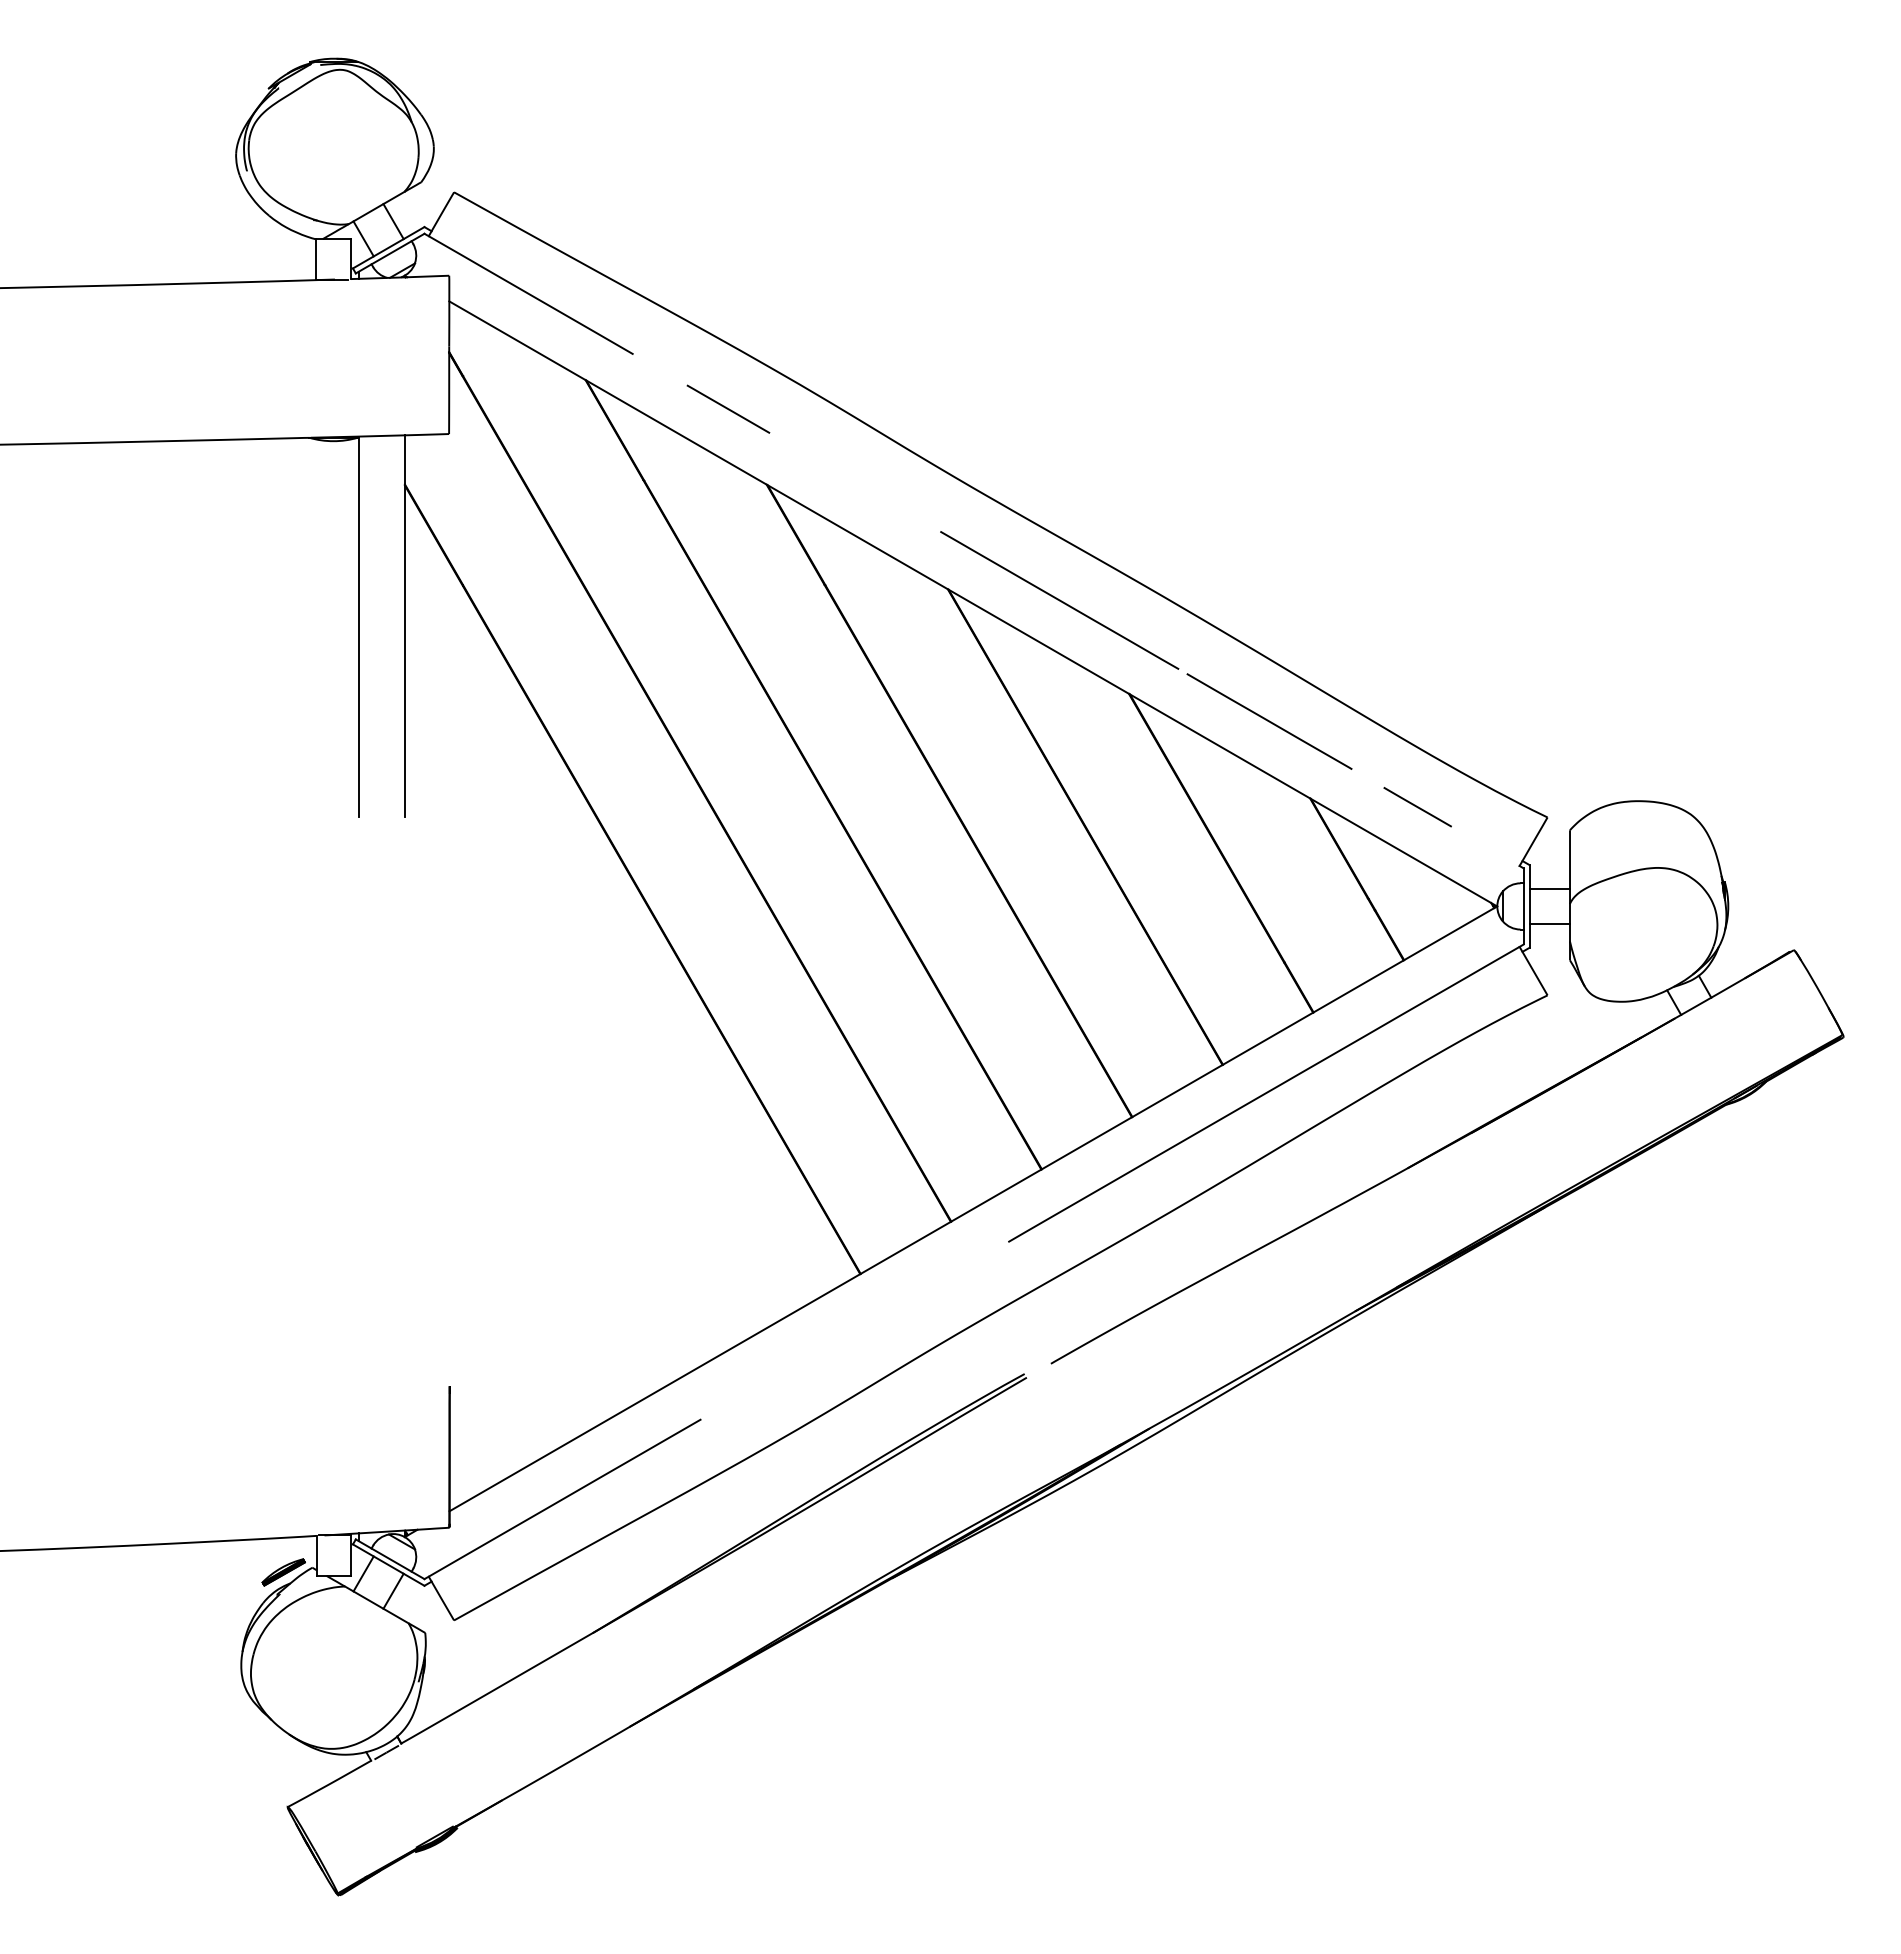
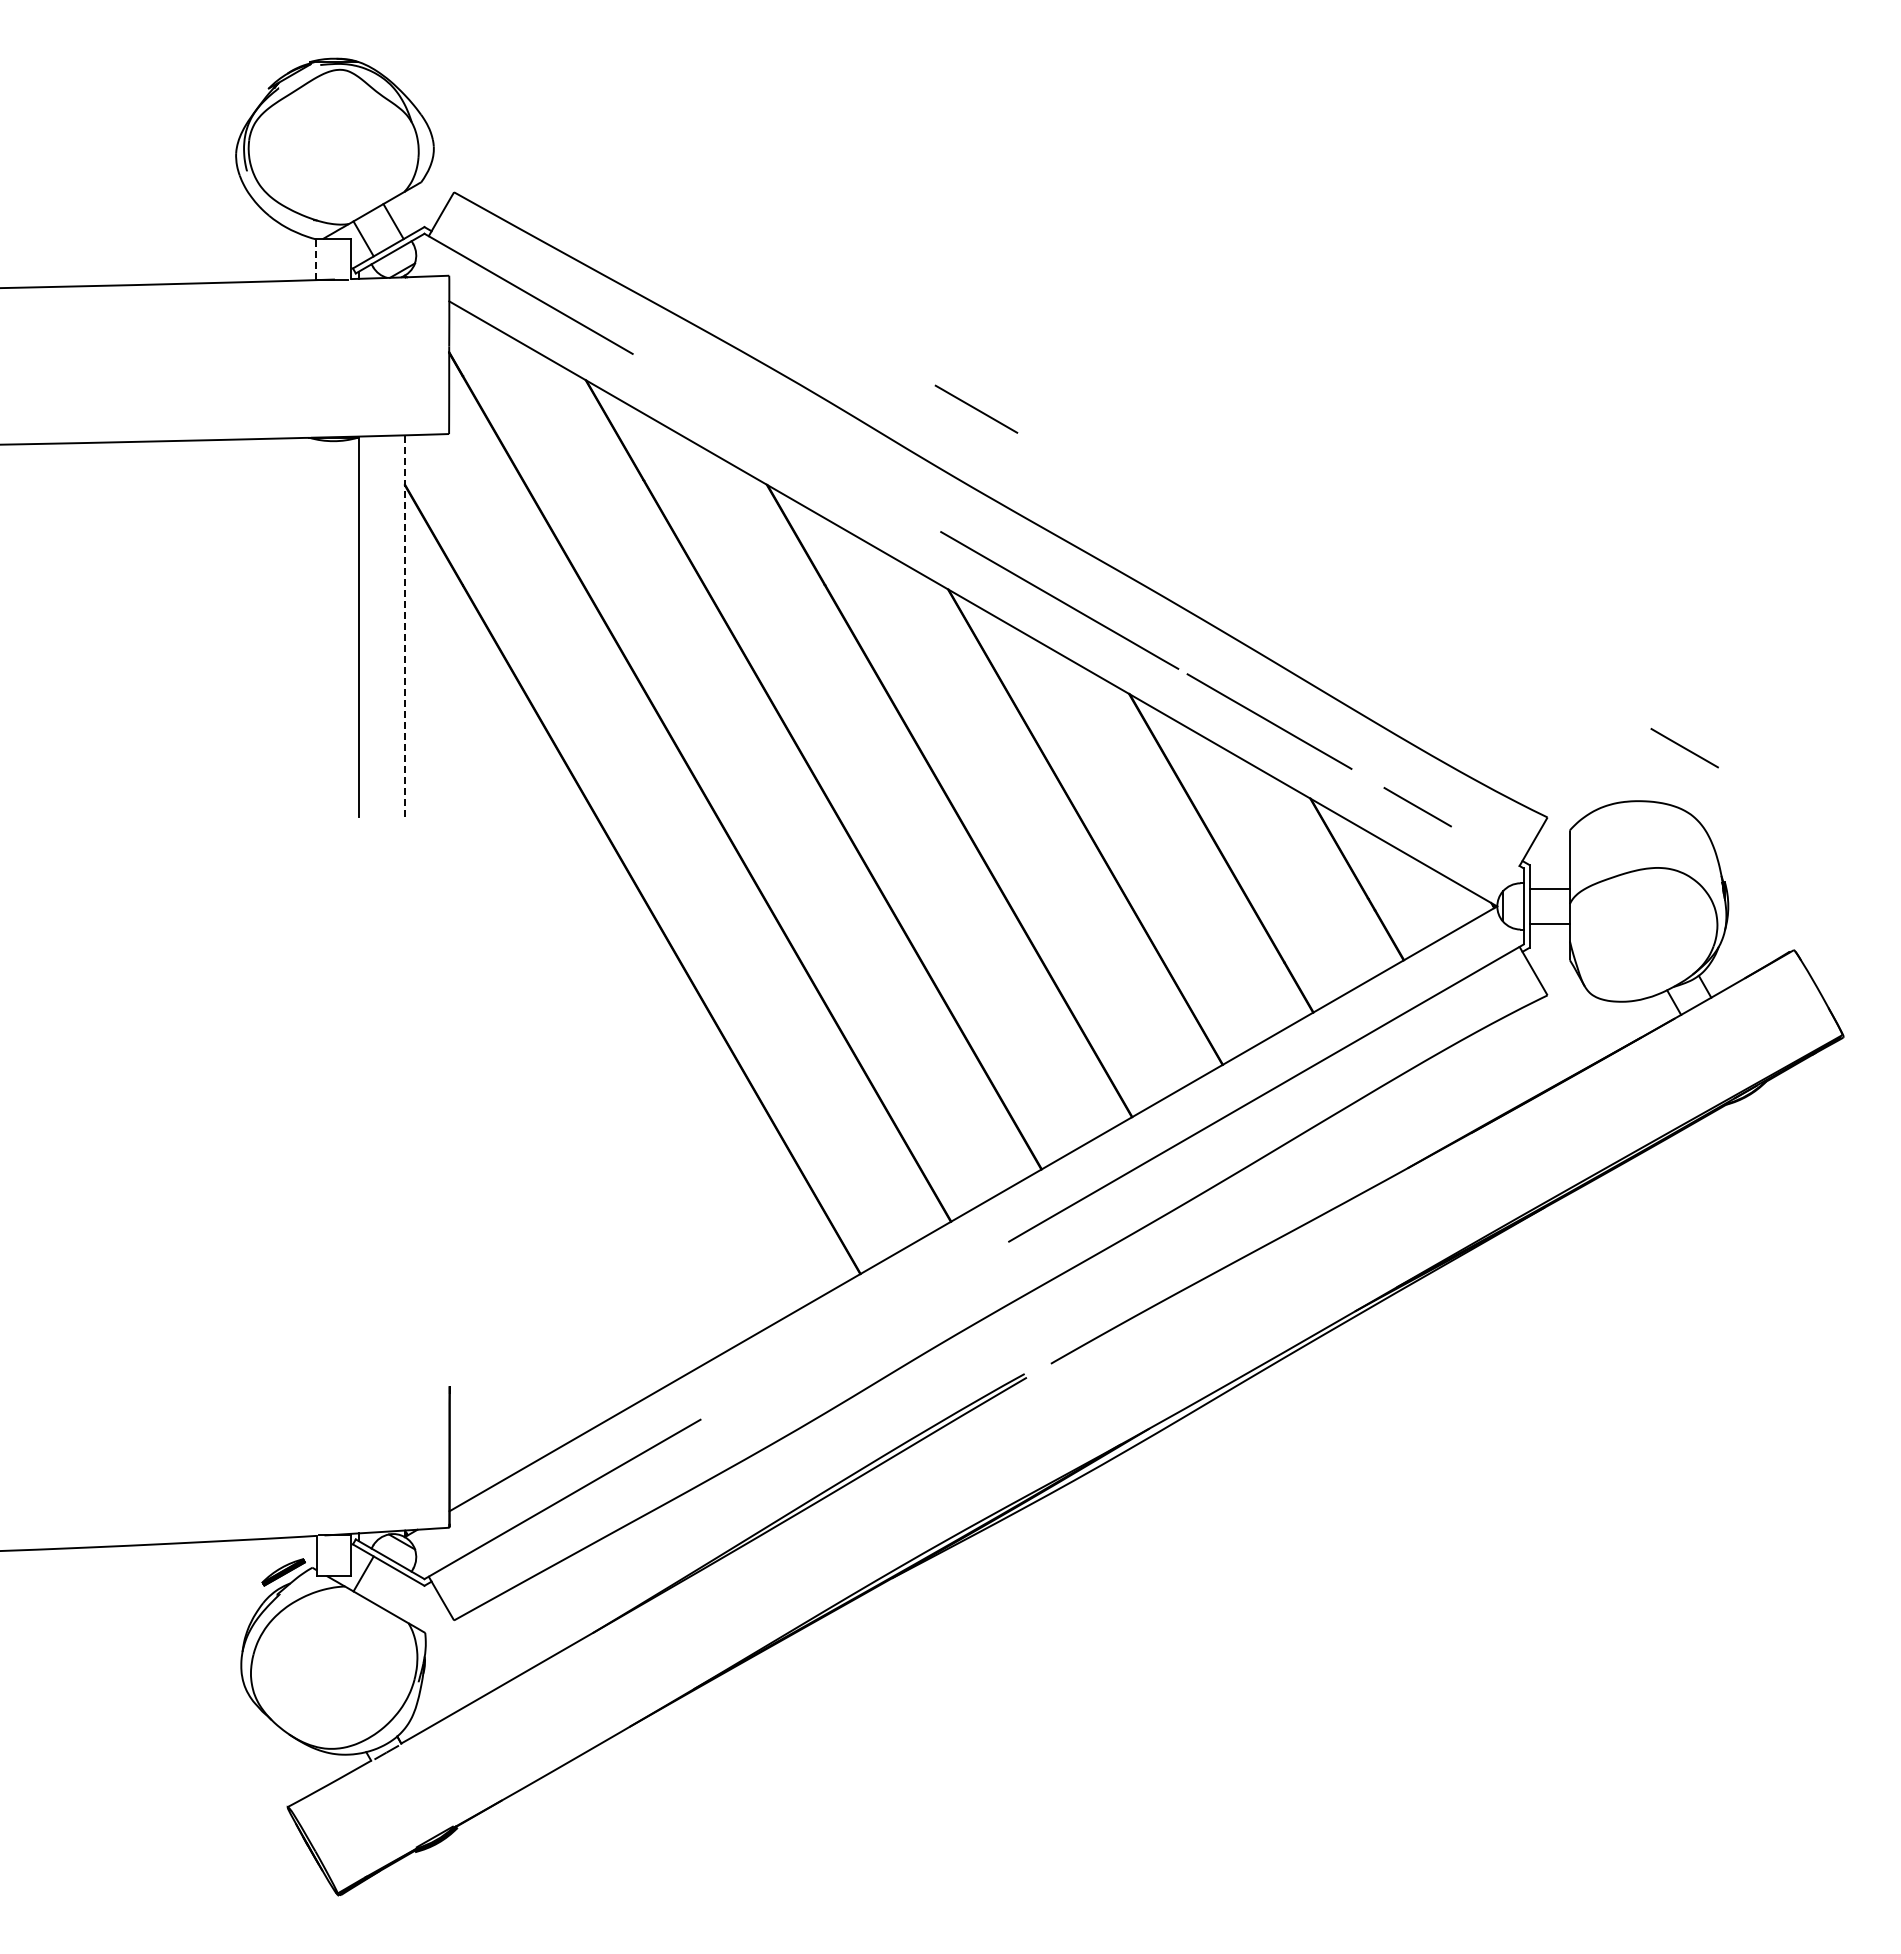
line: solid -> dashed (316, 258)
line position: (728, 408) -> (976, 408) (976, 408)
line: solid -> dashed (404, 625)
line: none -> present (1684, 748)
line: present -> none (393, 1590)
